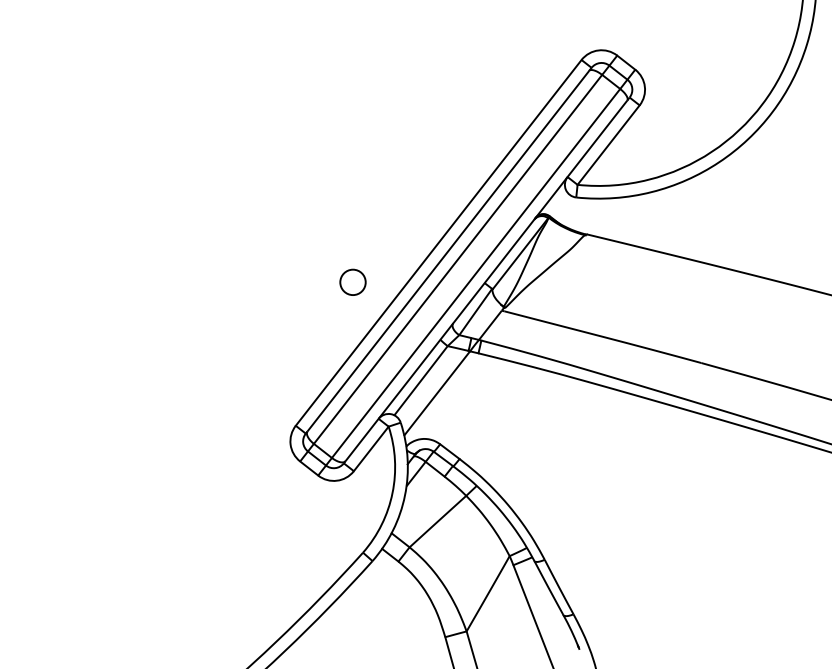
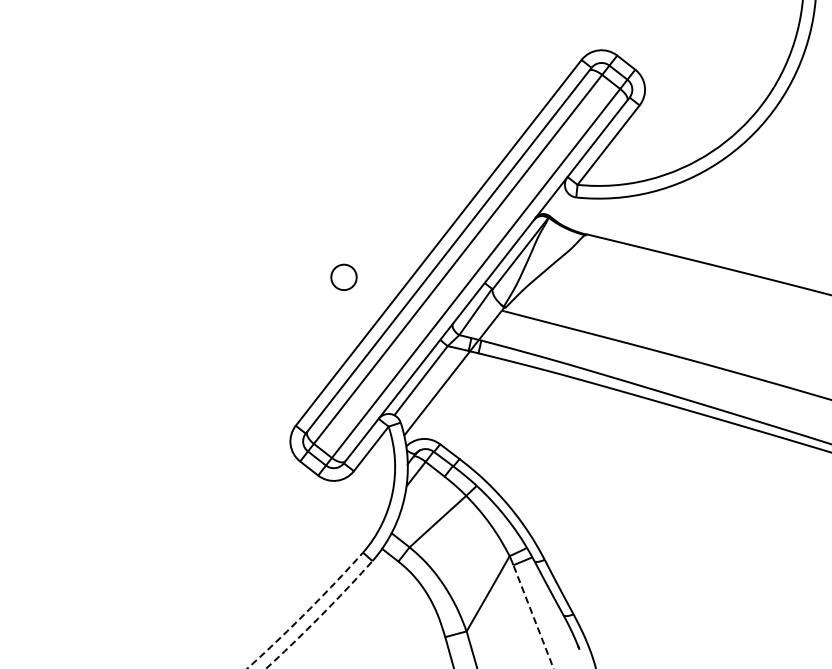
circle position: (352, 281) -> (343, 276) (343, 276)
arc: solid -> dashed (306, 612)
arc: solid -> dashed (320, 616)
line: solid -> dashed (533, 616)
